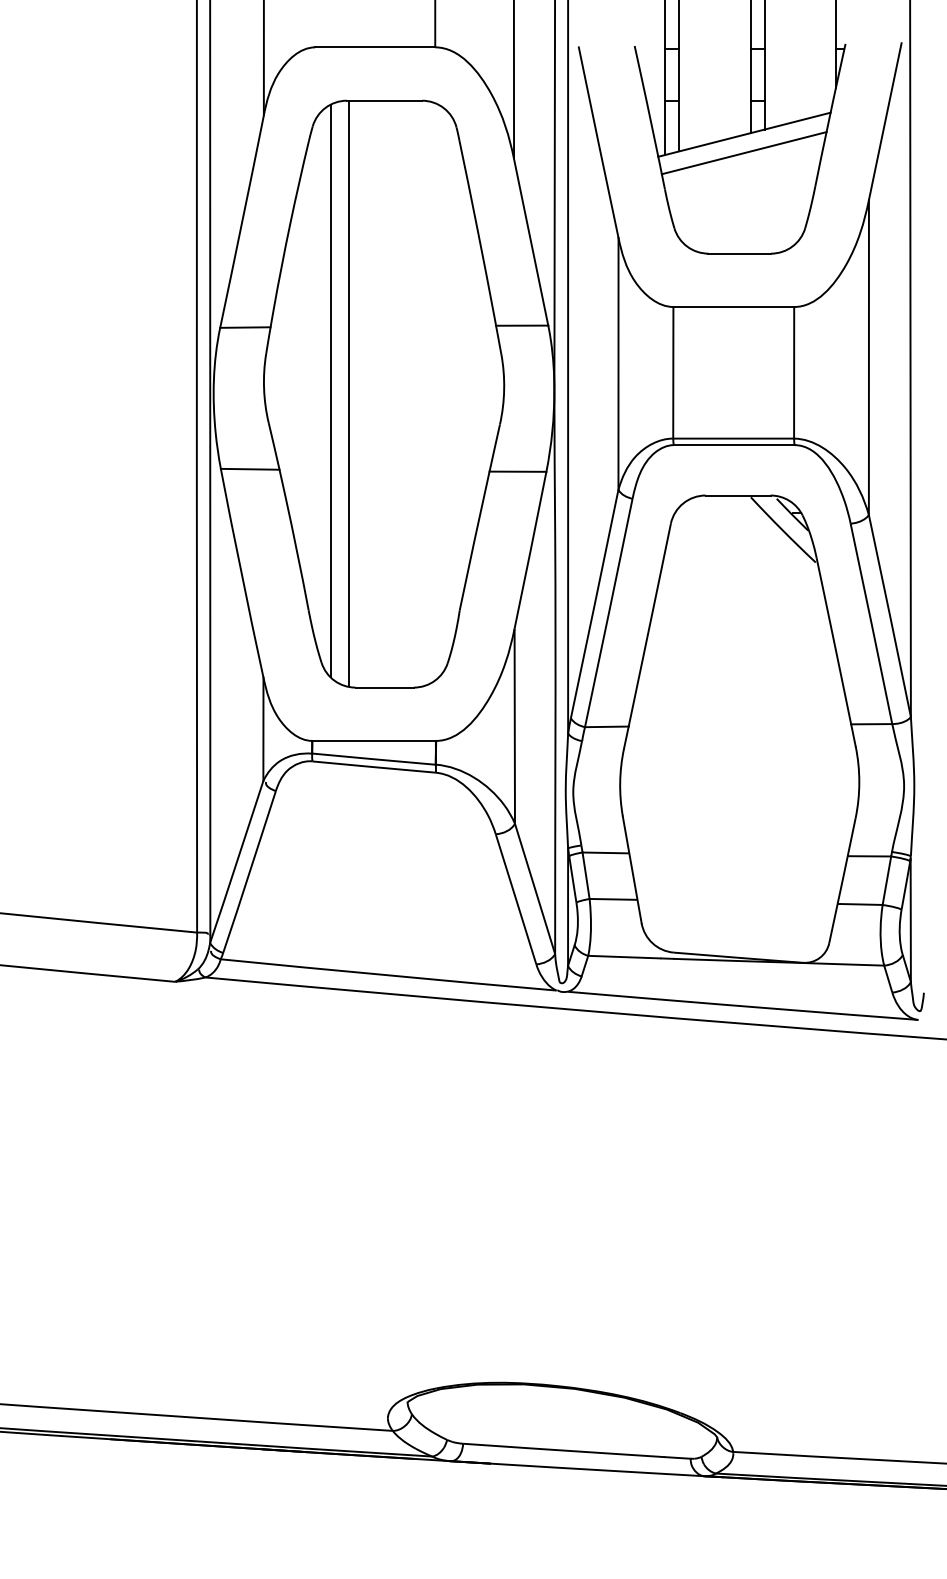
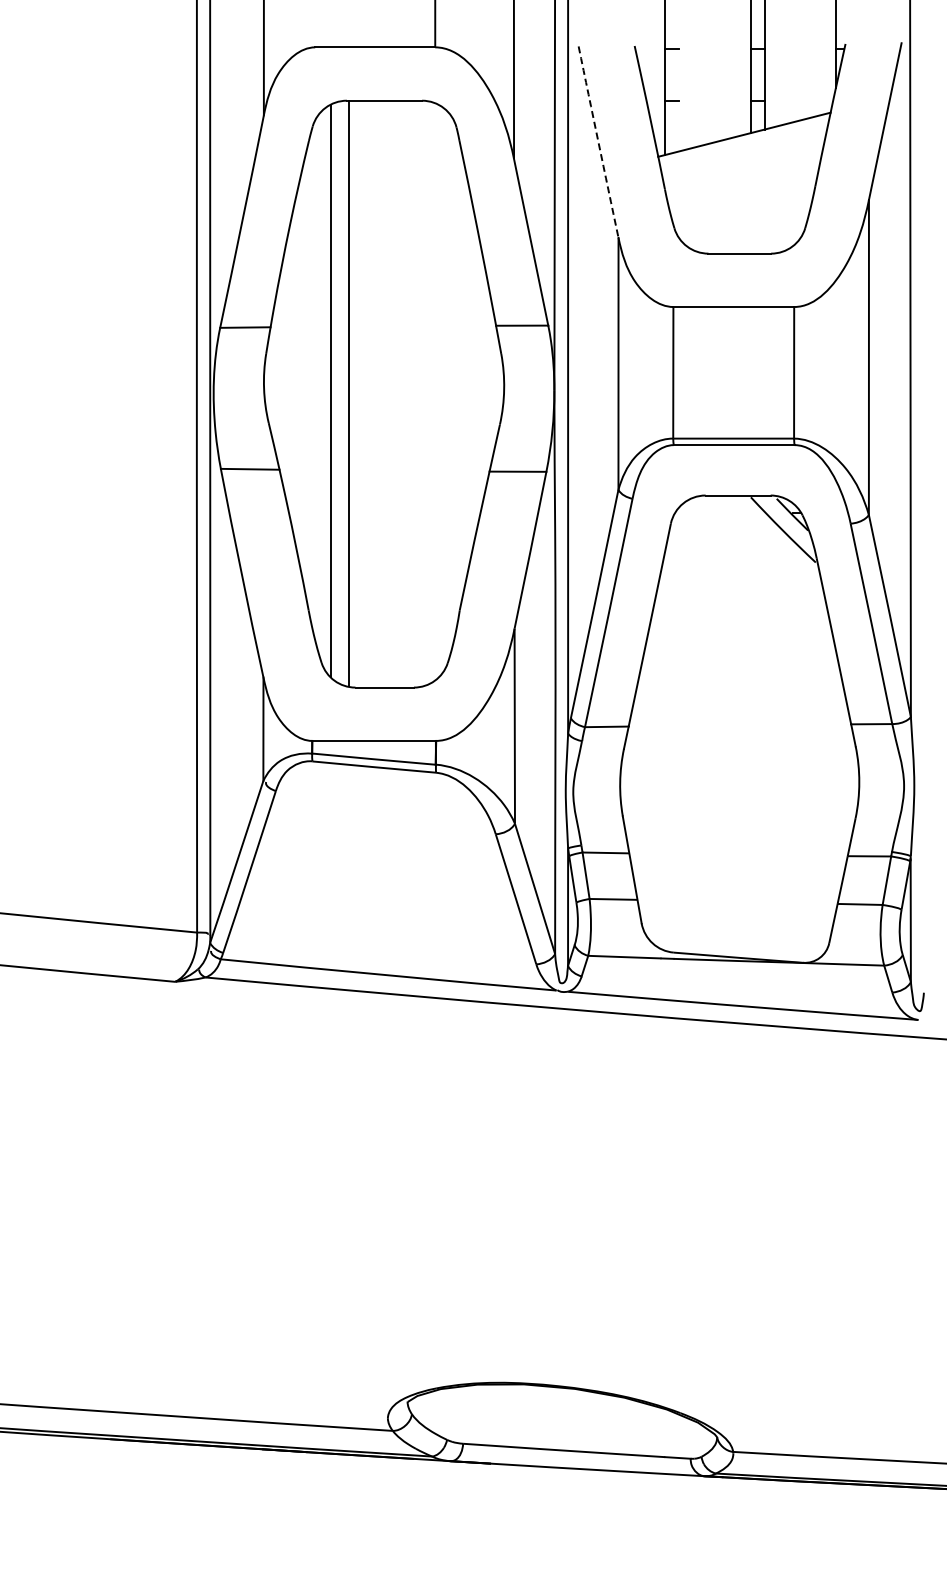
line: present -> none (679, 76)
arc: solid -> dashed (598, 142)
line: present -> none (743, 153)
